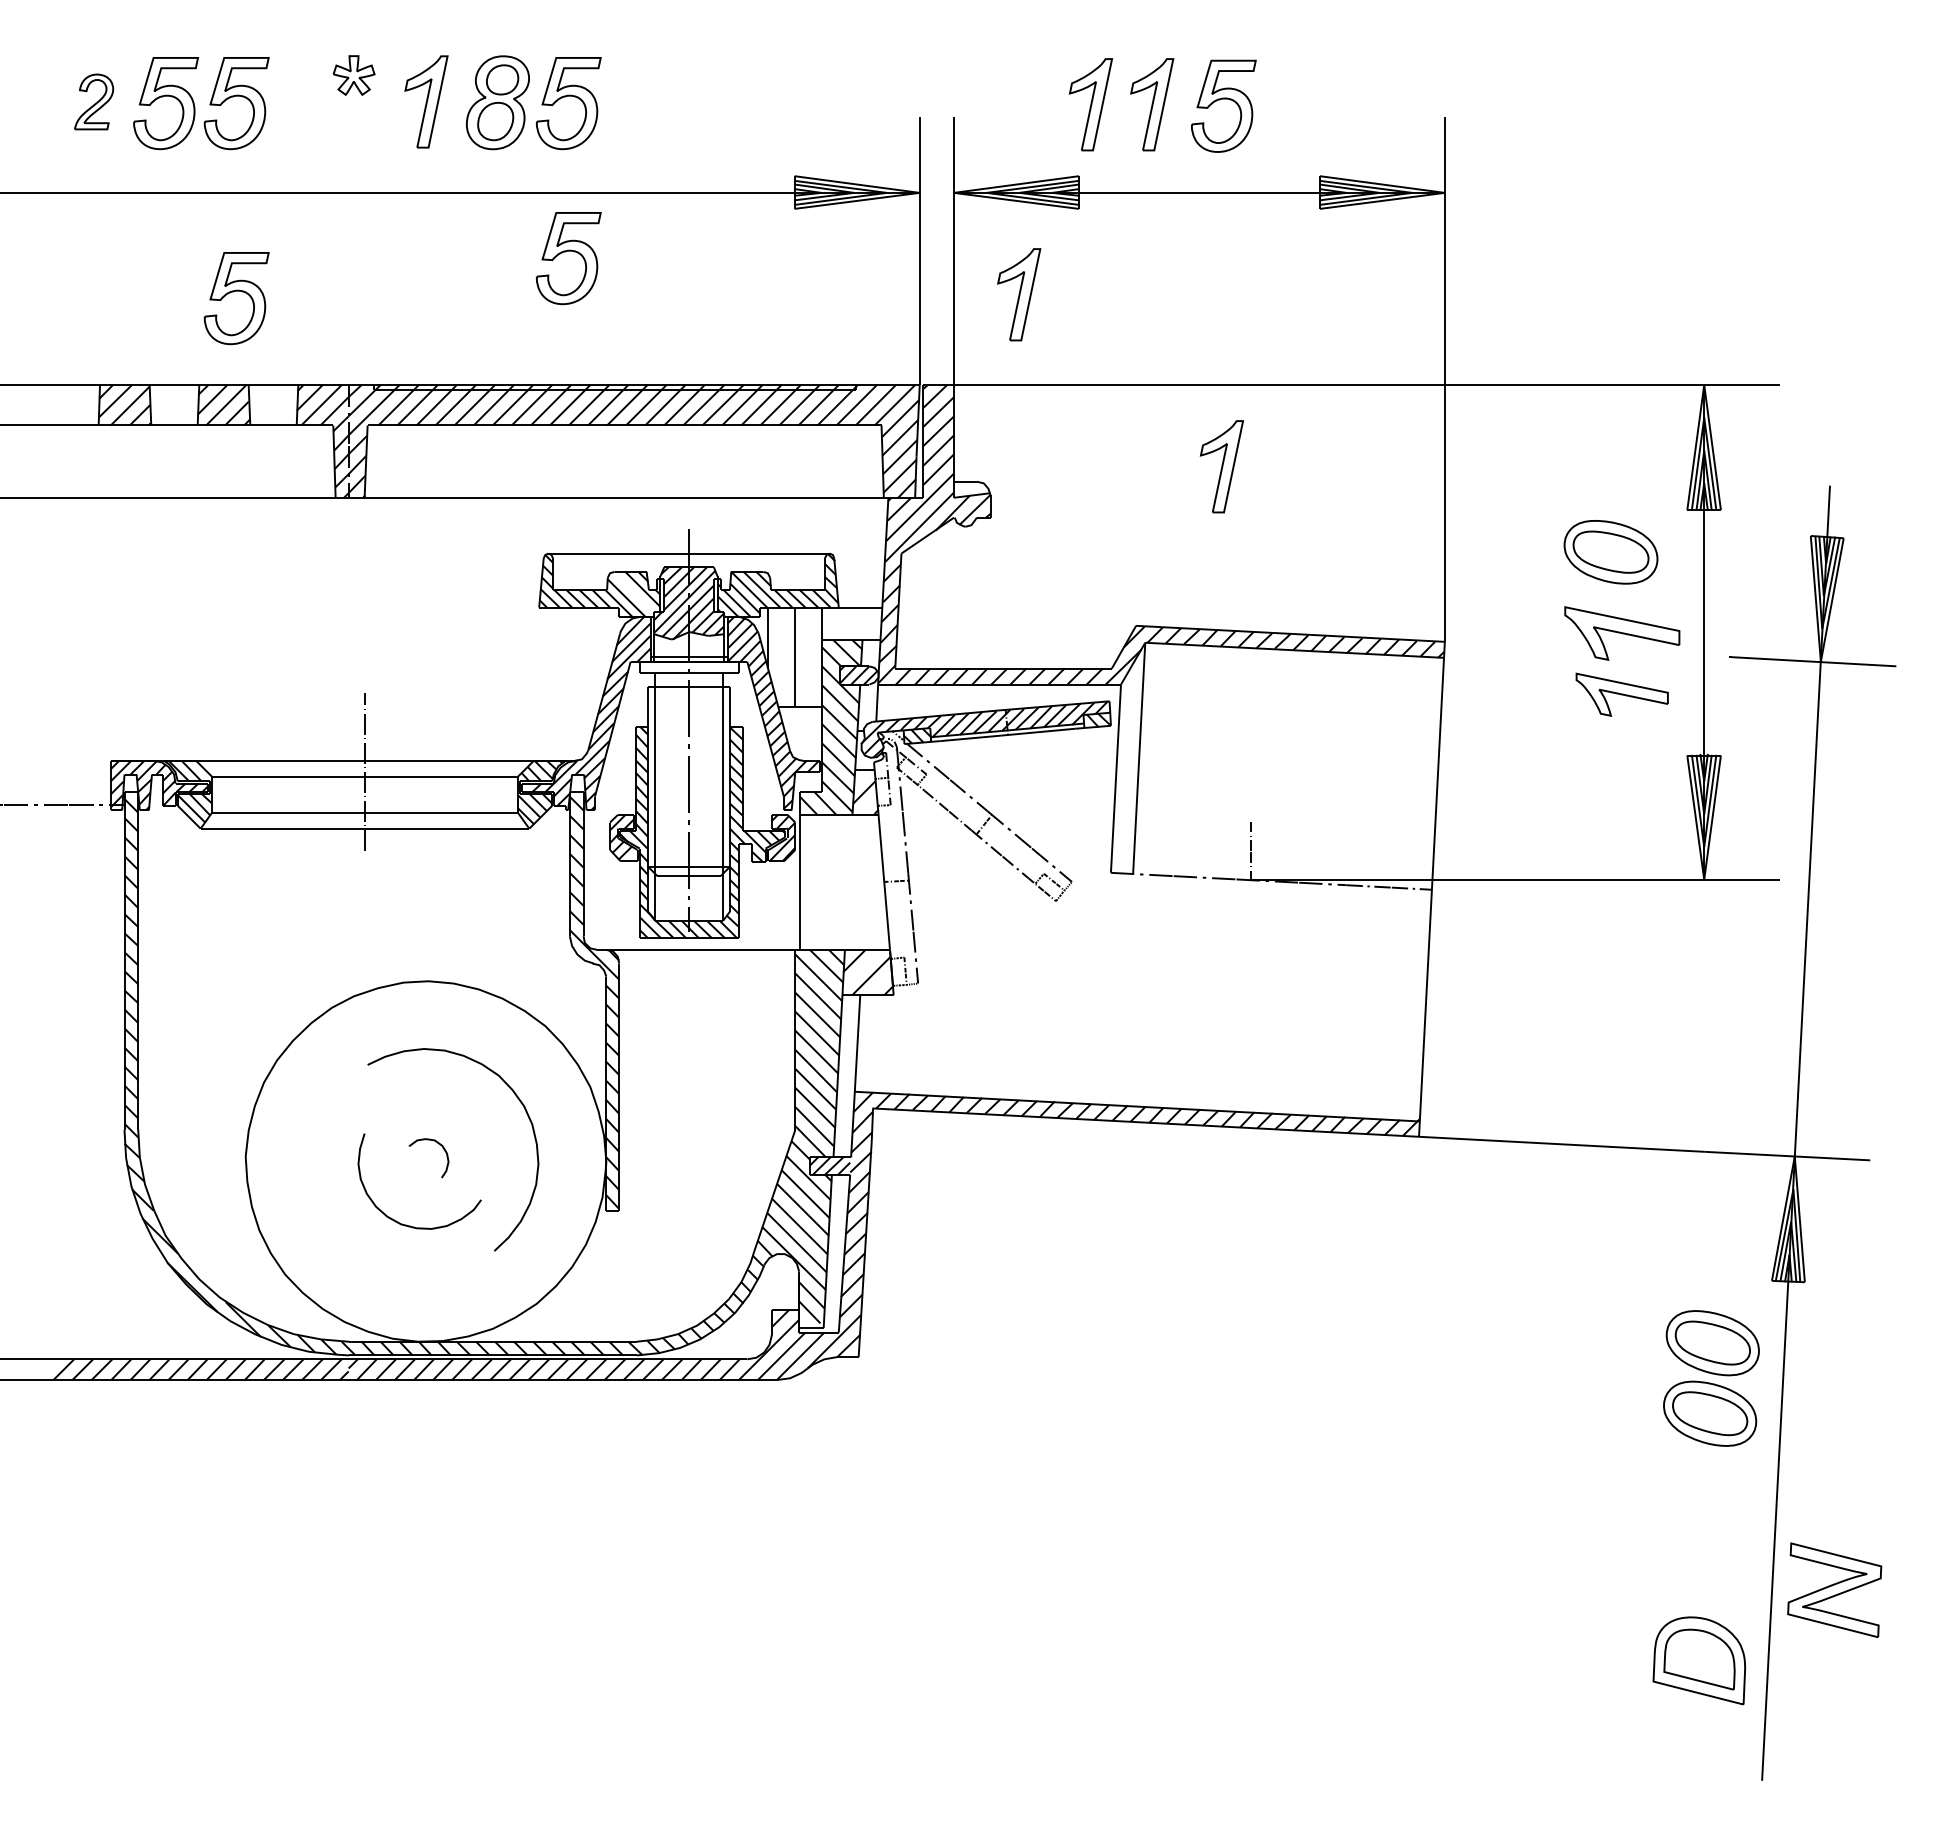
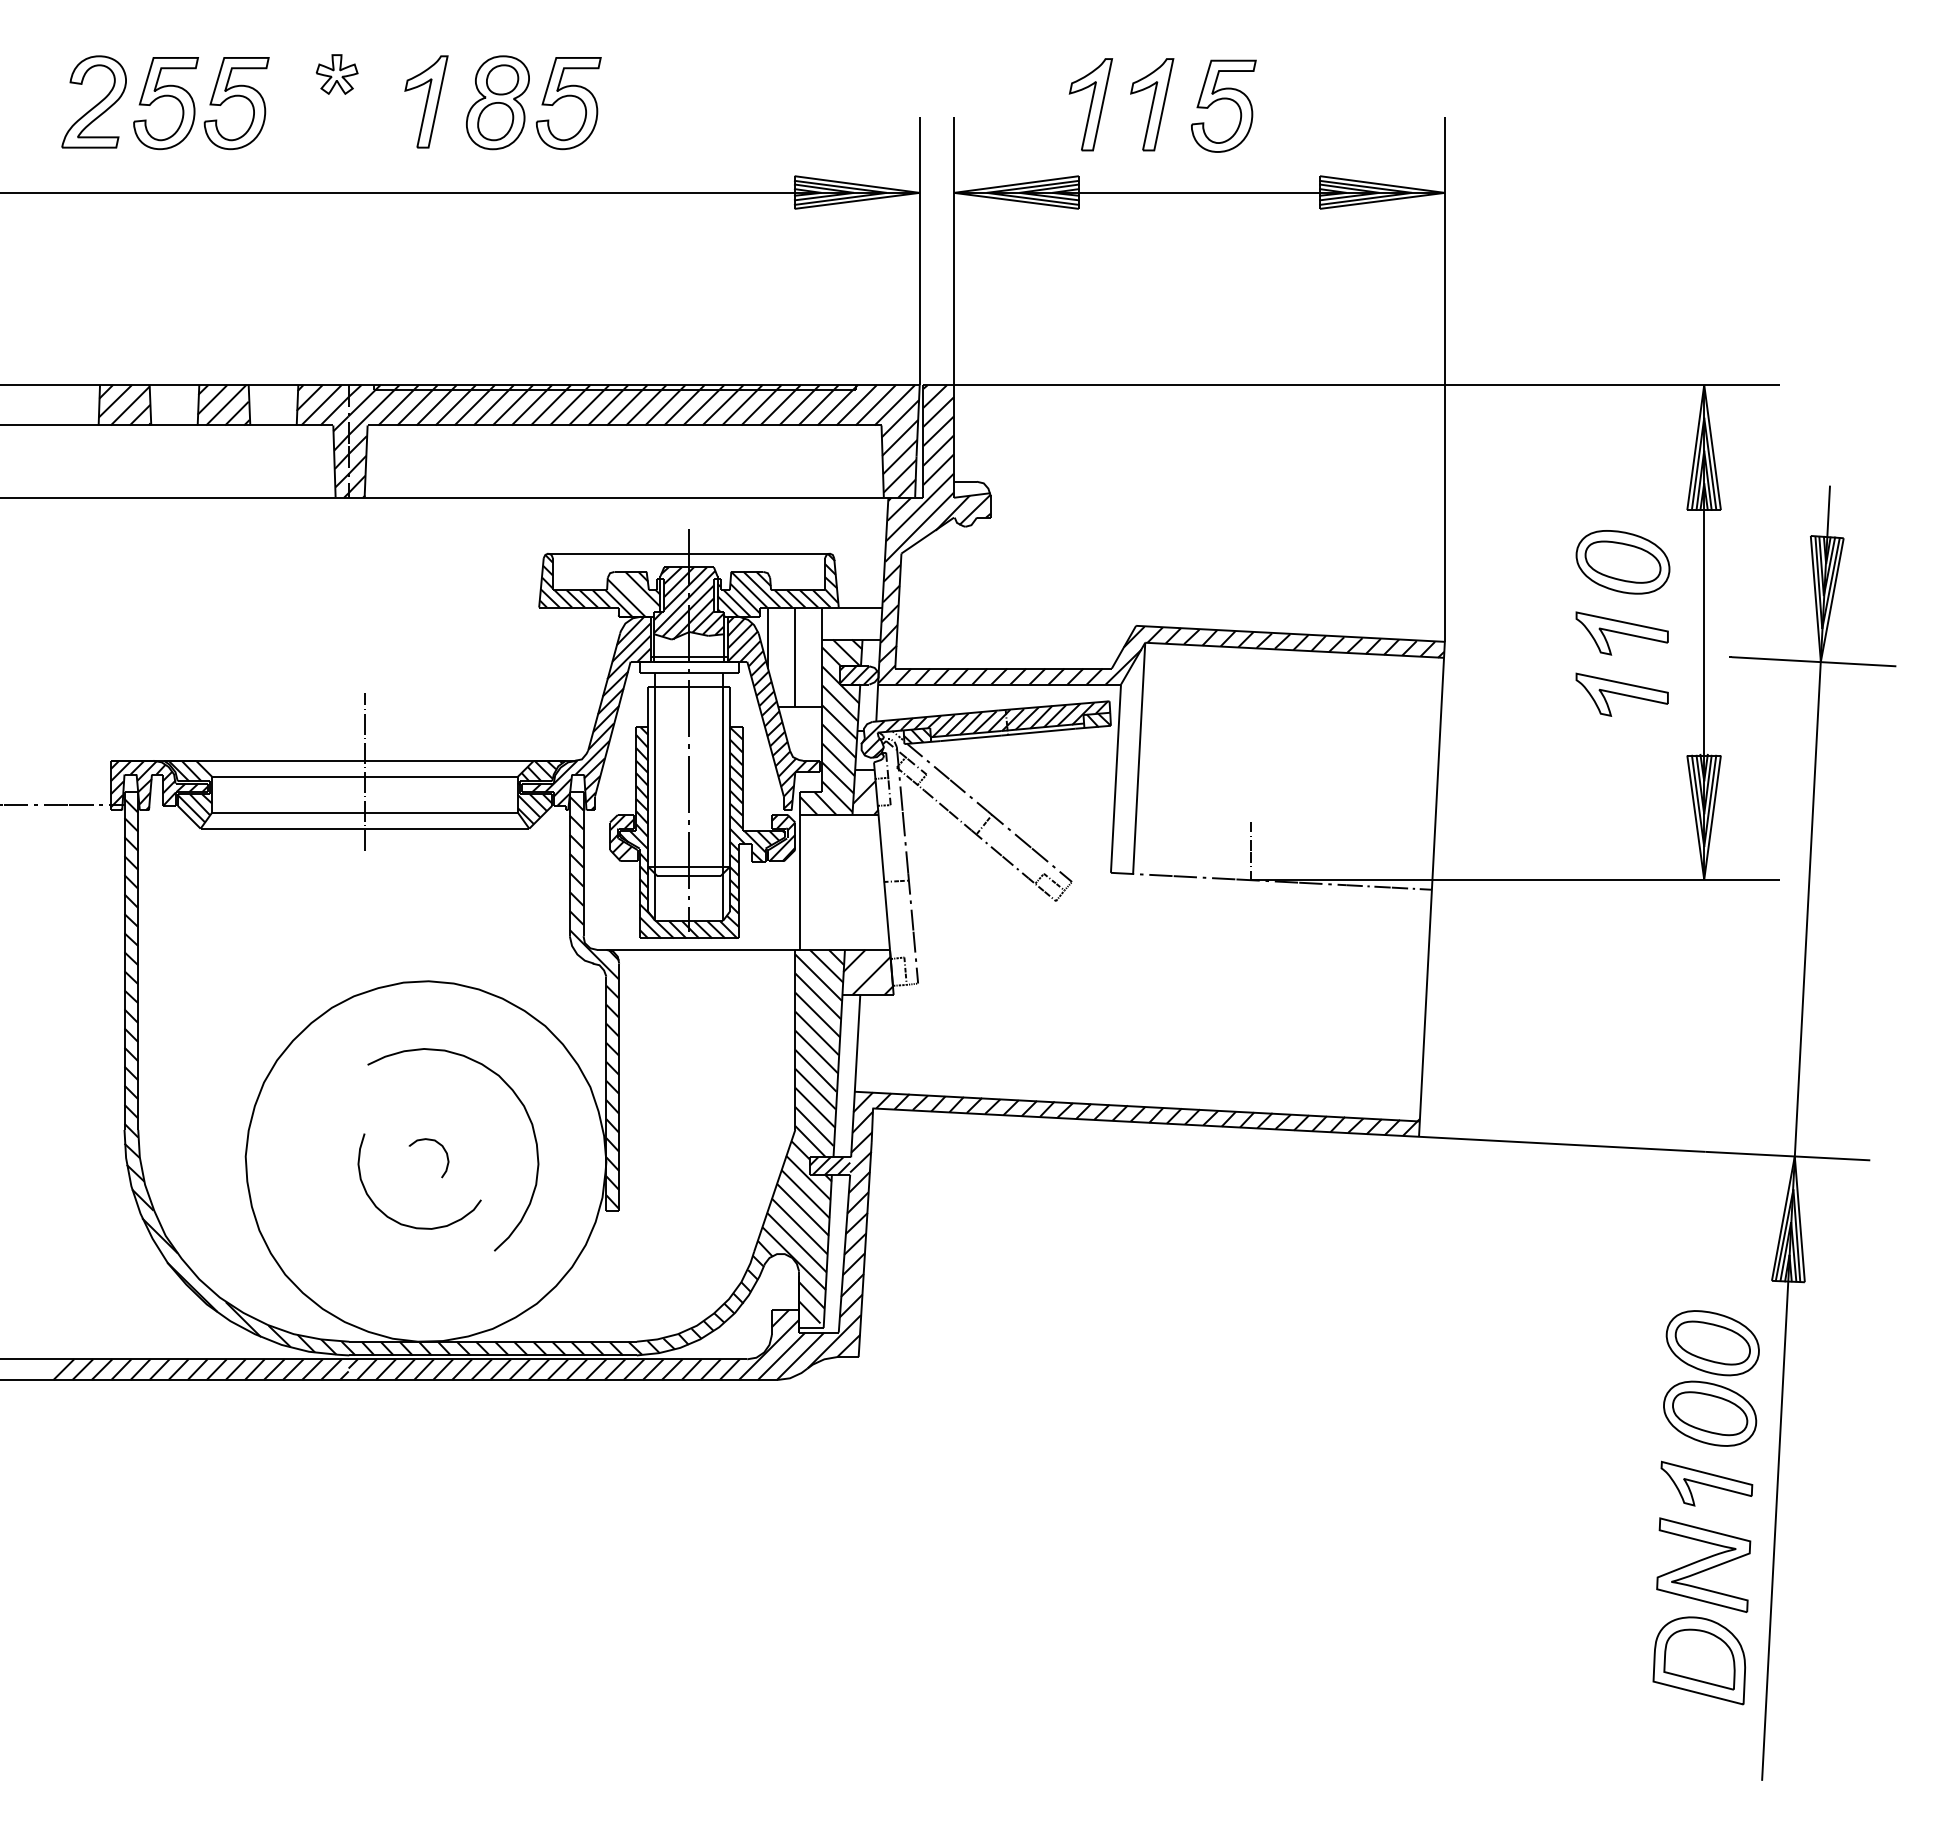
part position: (353, 75) -> (336, 74) (336, 74)
part size: 41x58 px -> 66x94 px (93, 101)
part: present -> none (565, 252)
part: present -> none (233, 292)
part: present -> none (1019, 294)
part: present -> none (1221, 466)
part position: (1610, 552) -> (1622, 562) (1622, 562)
part size: 117x55 px -> 94x45 px (1621, 633)
part: none -> present (1706, 1483)
part position: (1834, 1589) -> (1703, 1564) (1703, 1564)
